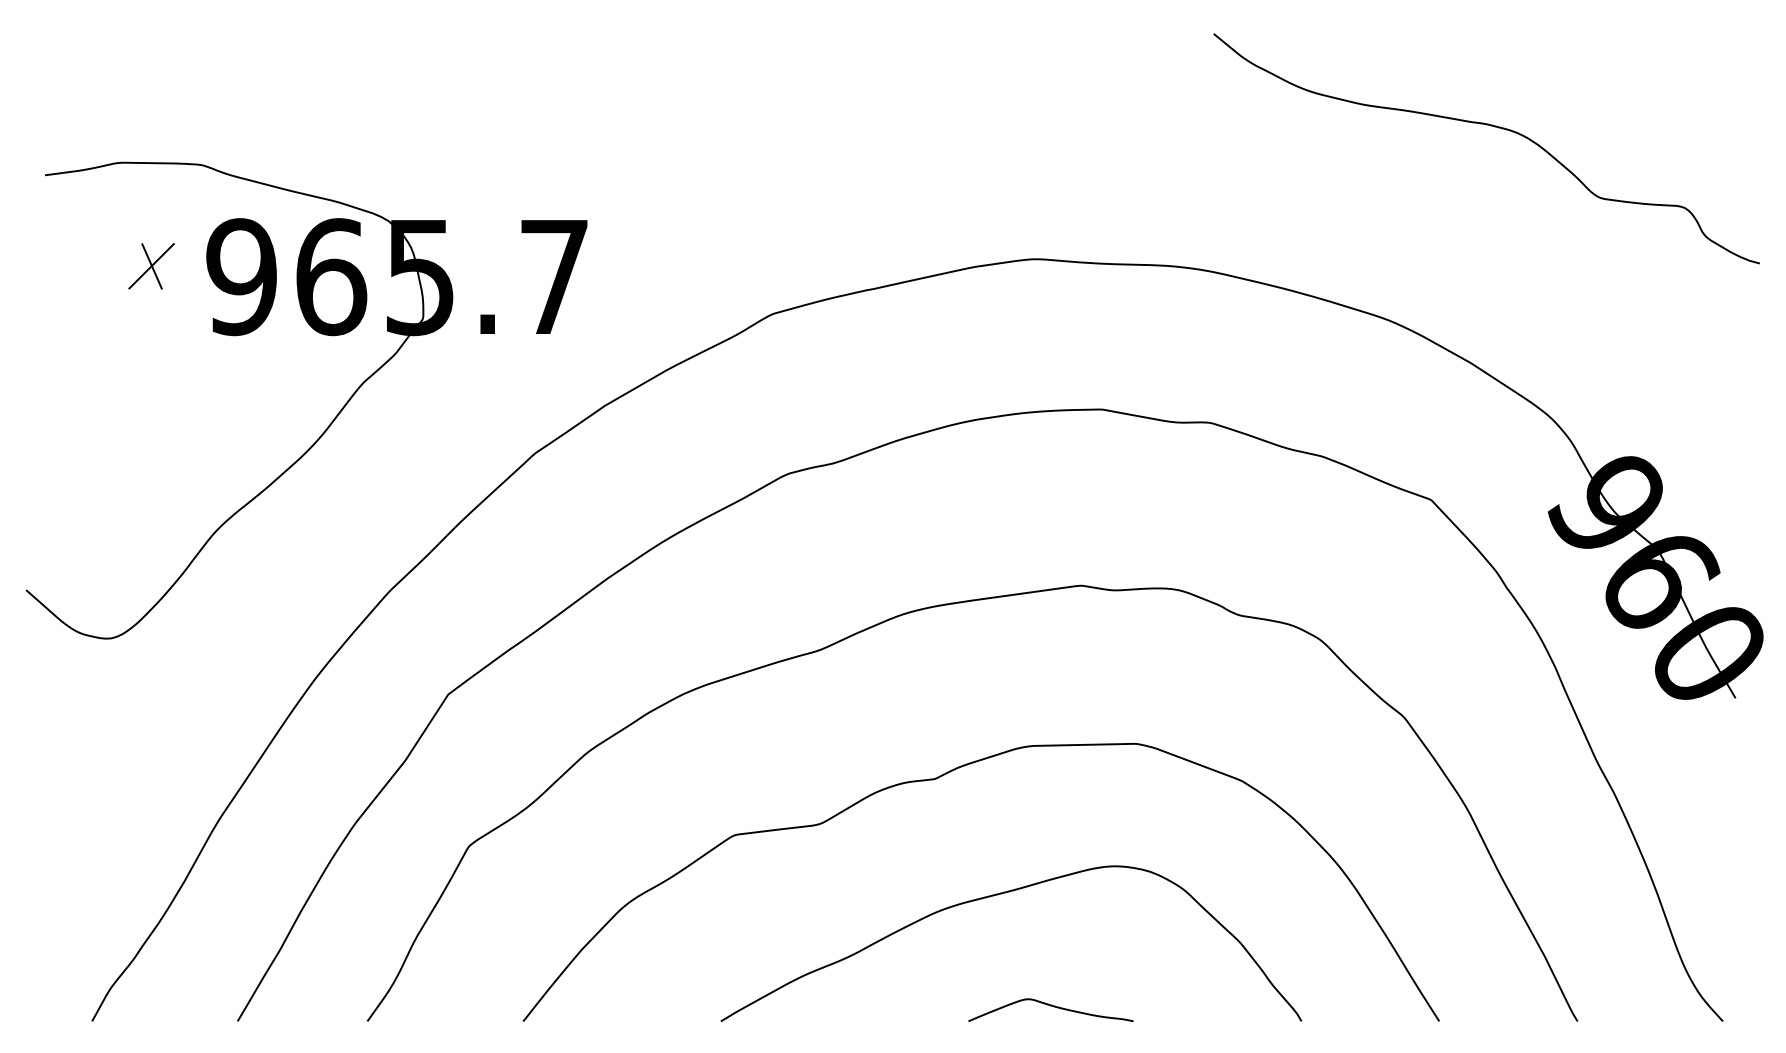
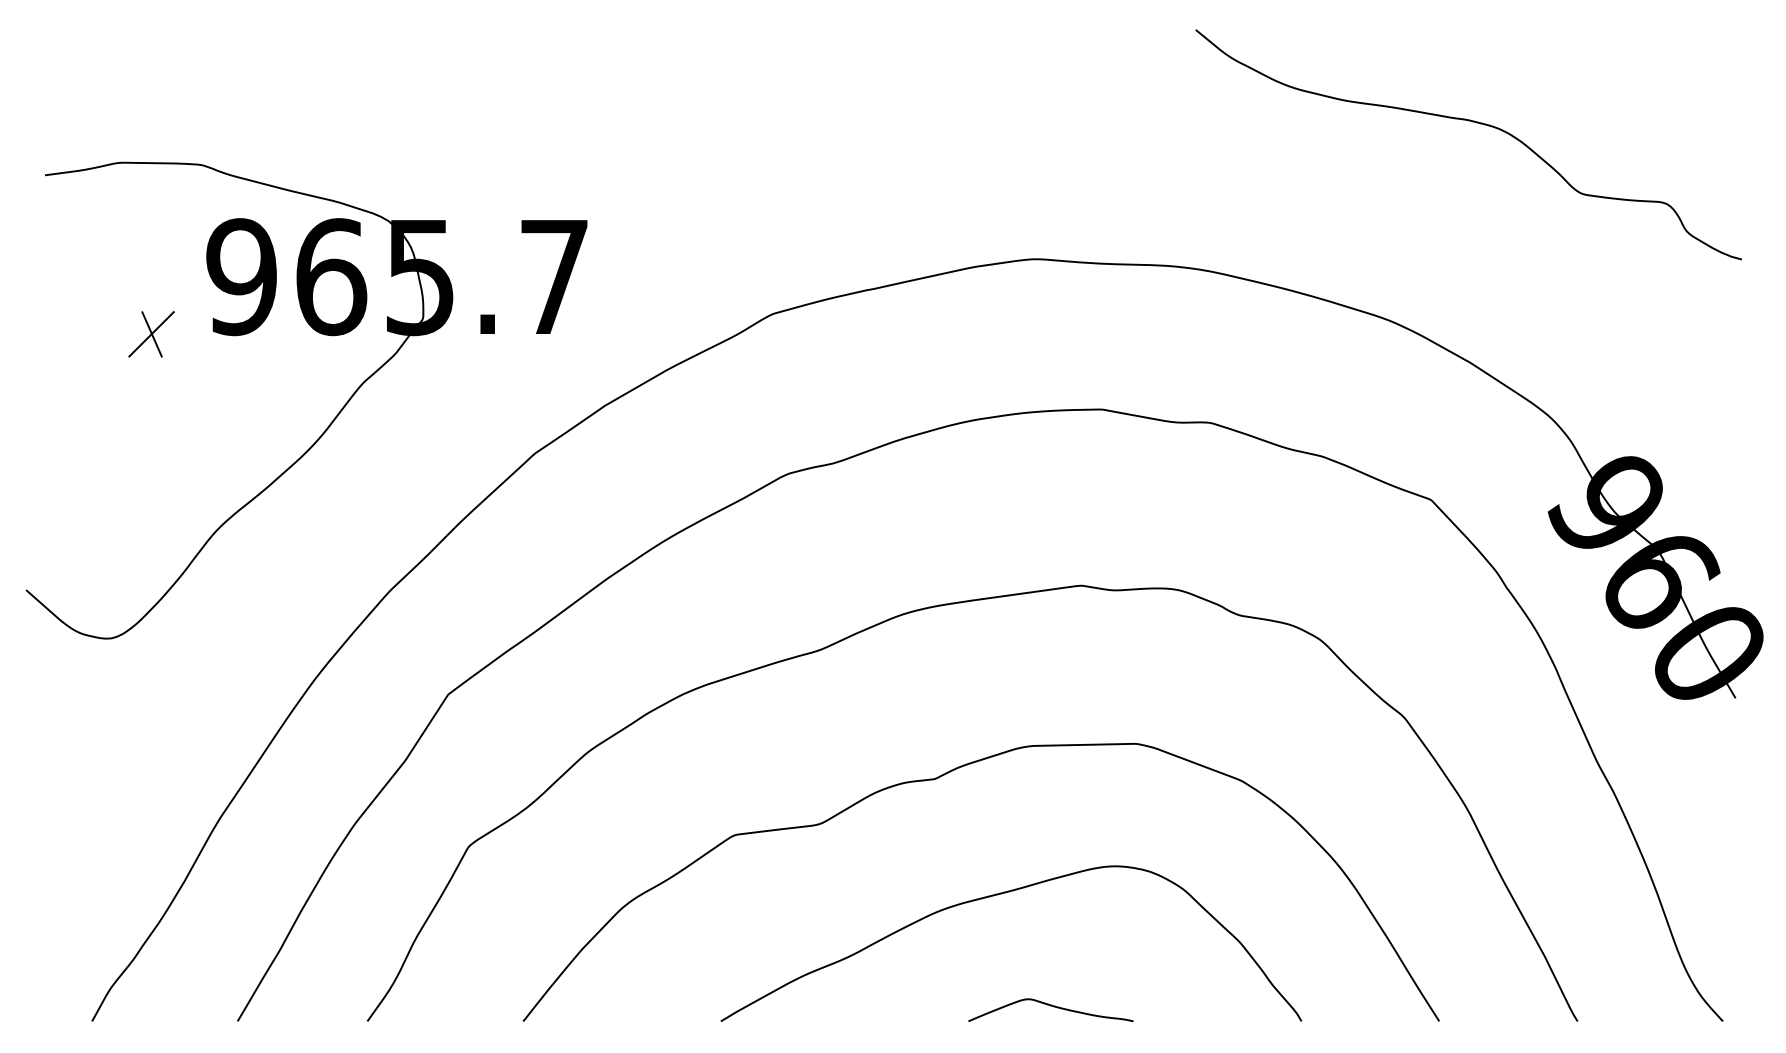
curve position: (1490, 126) -> (1472, 122) (1472, 122)
part position: (151, 266) -> (151, 334) (151, 334)
